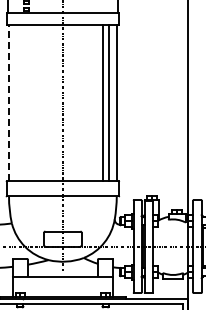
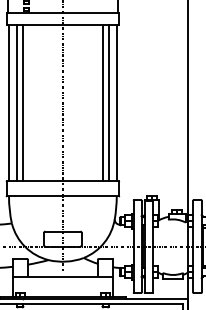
line: dashed -> solid (9, 102)
line: none -> present (16, 102)
line: none -> present (22, 102)
